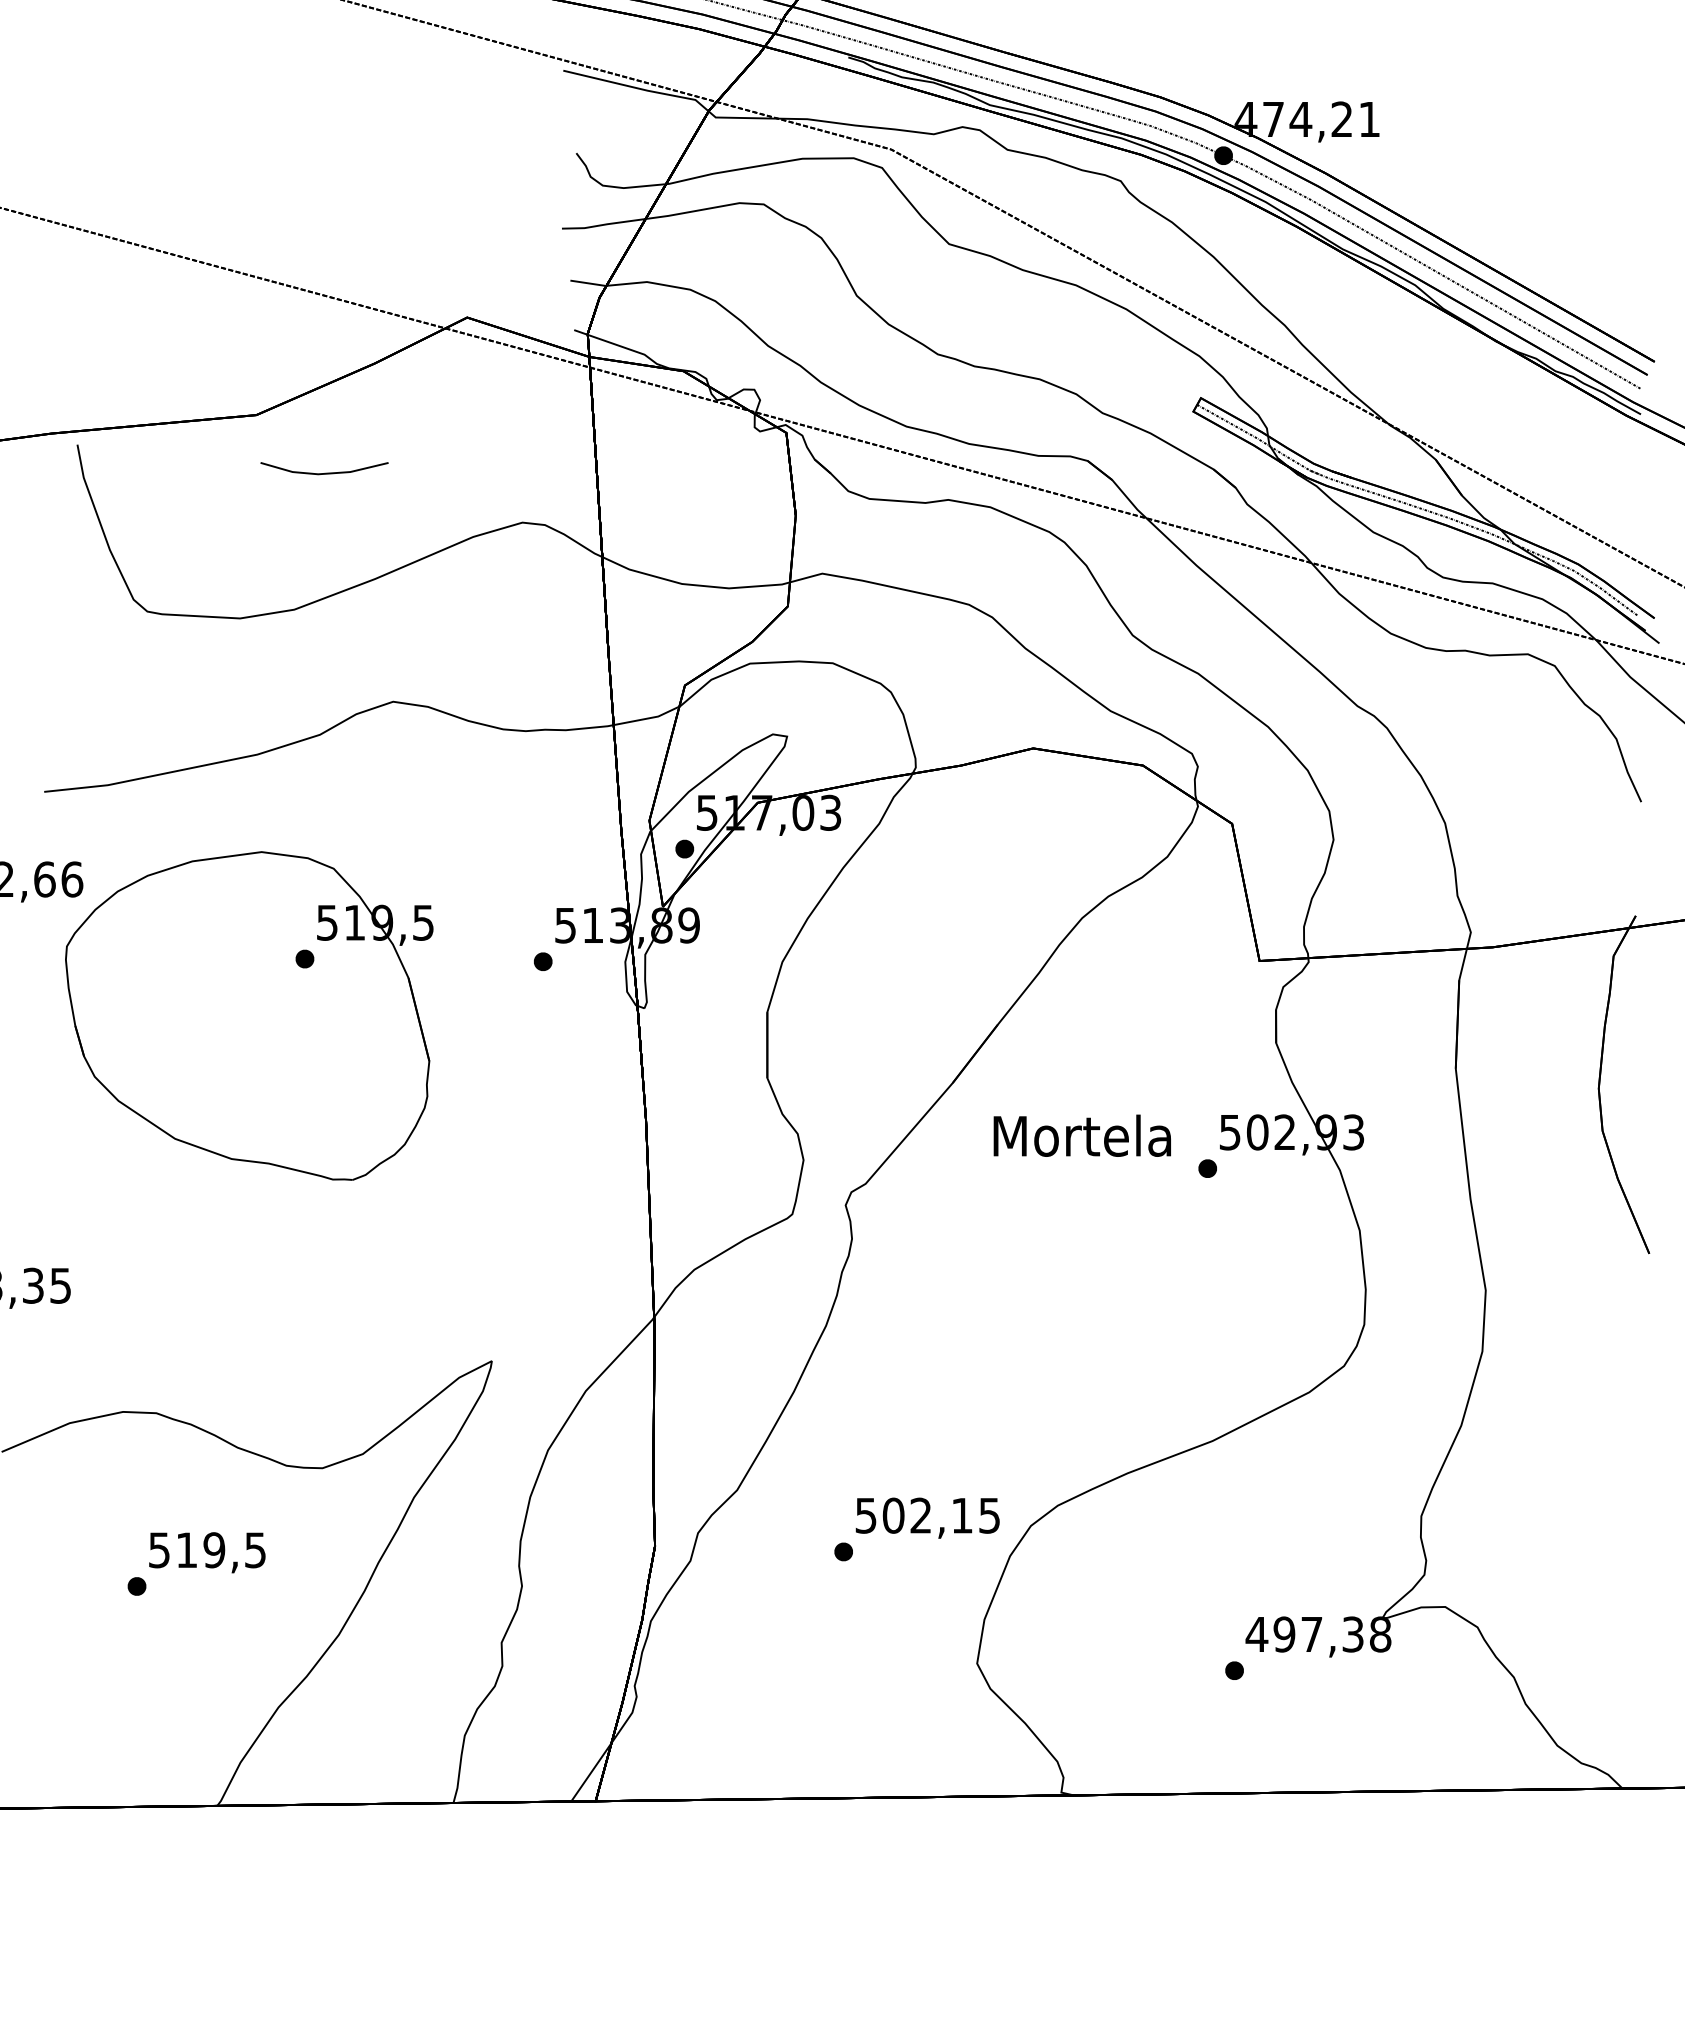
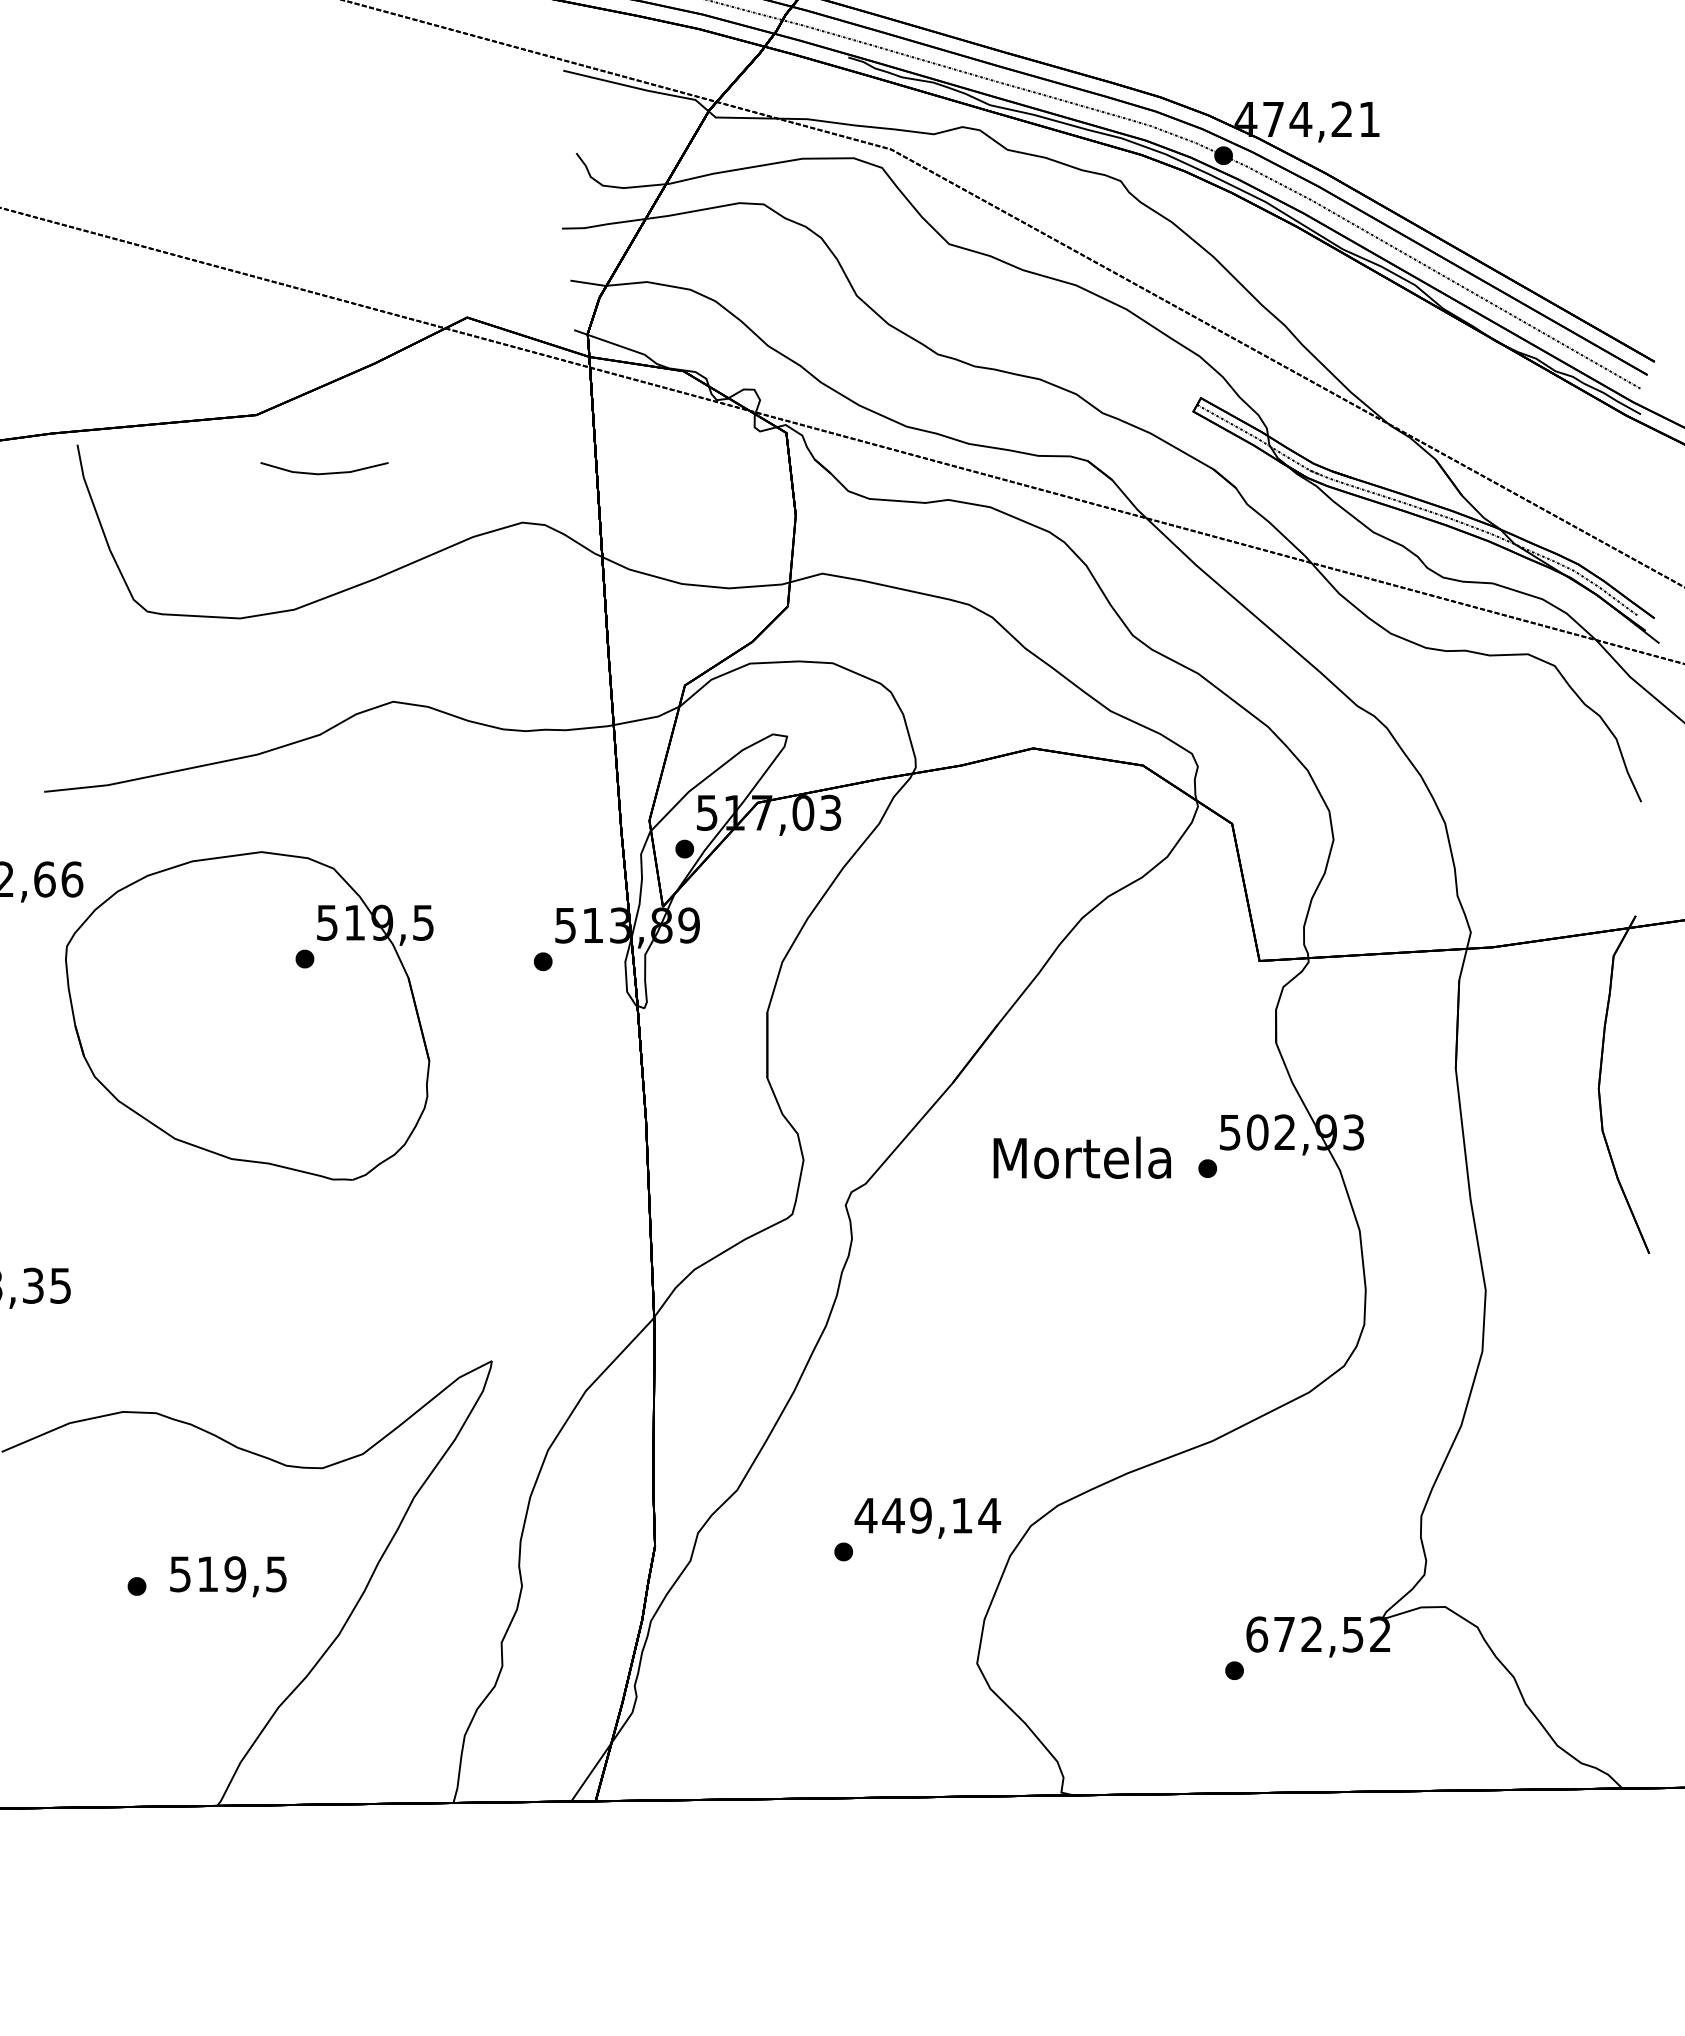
text position: (1081, 1135) -> (1081, 1157) (1081, 1157)
text: 502,15 -> 449,14 (927, 1515)
text position: (207, 1552) -> (228, 1576) (228, 1576)
text: 497,38 -> 672,52 (1318, 1634)
